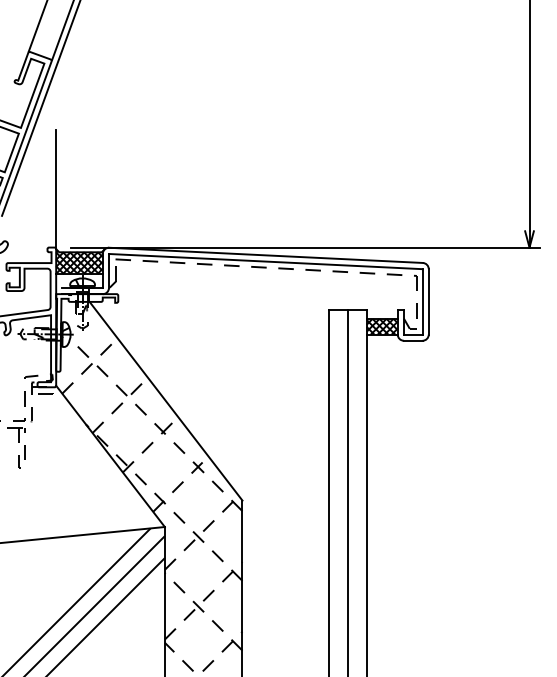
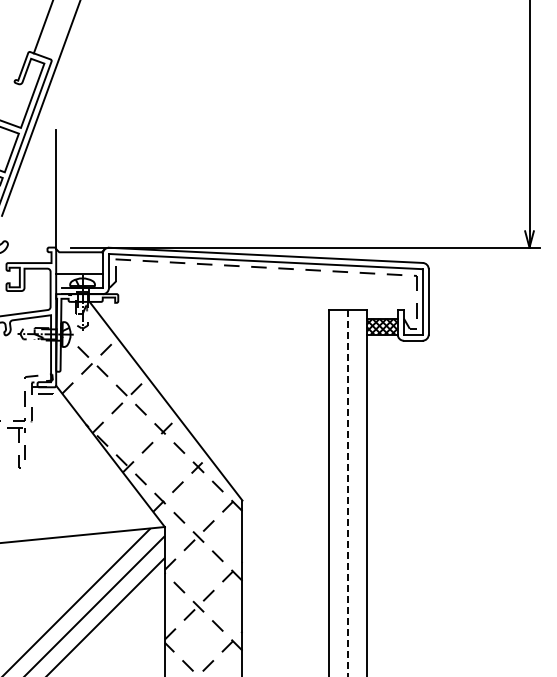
line position: (37, 26) -> (42, 27) (42, 27)
line: present -> none (62, 31)
hatch: present -> none (79, 262)
line: solid -> dashed (348, 493)
